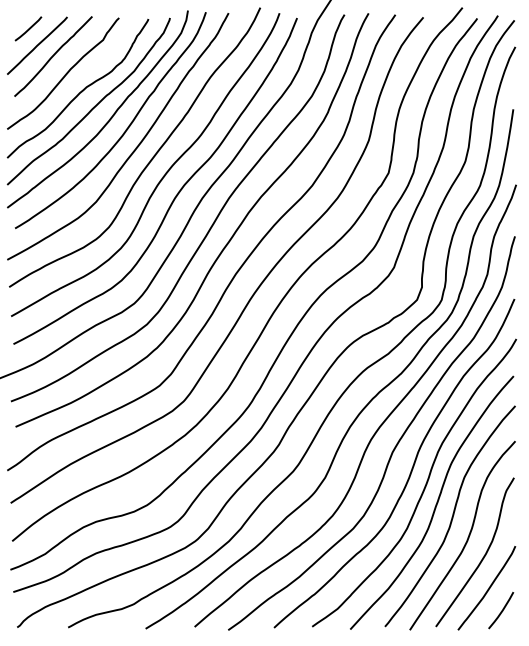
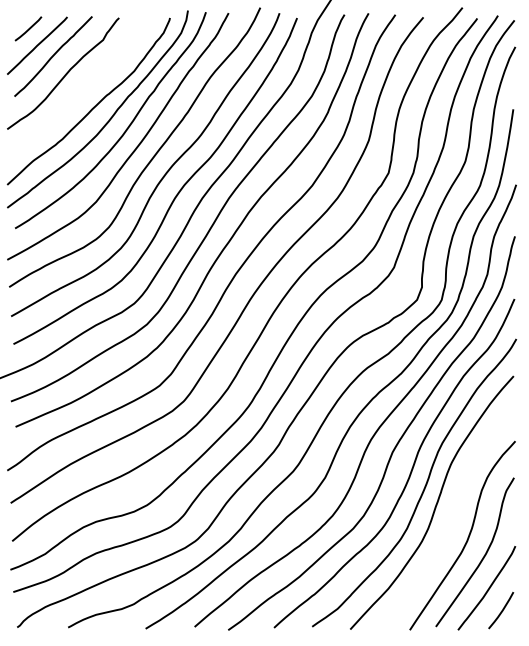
curve: present -> none (80, 91)
curve: present -> none (451, 517)
